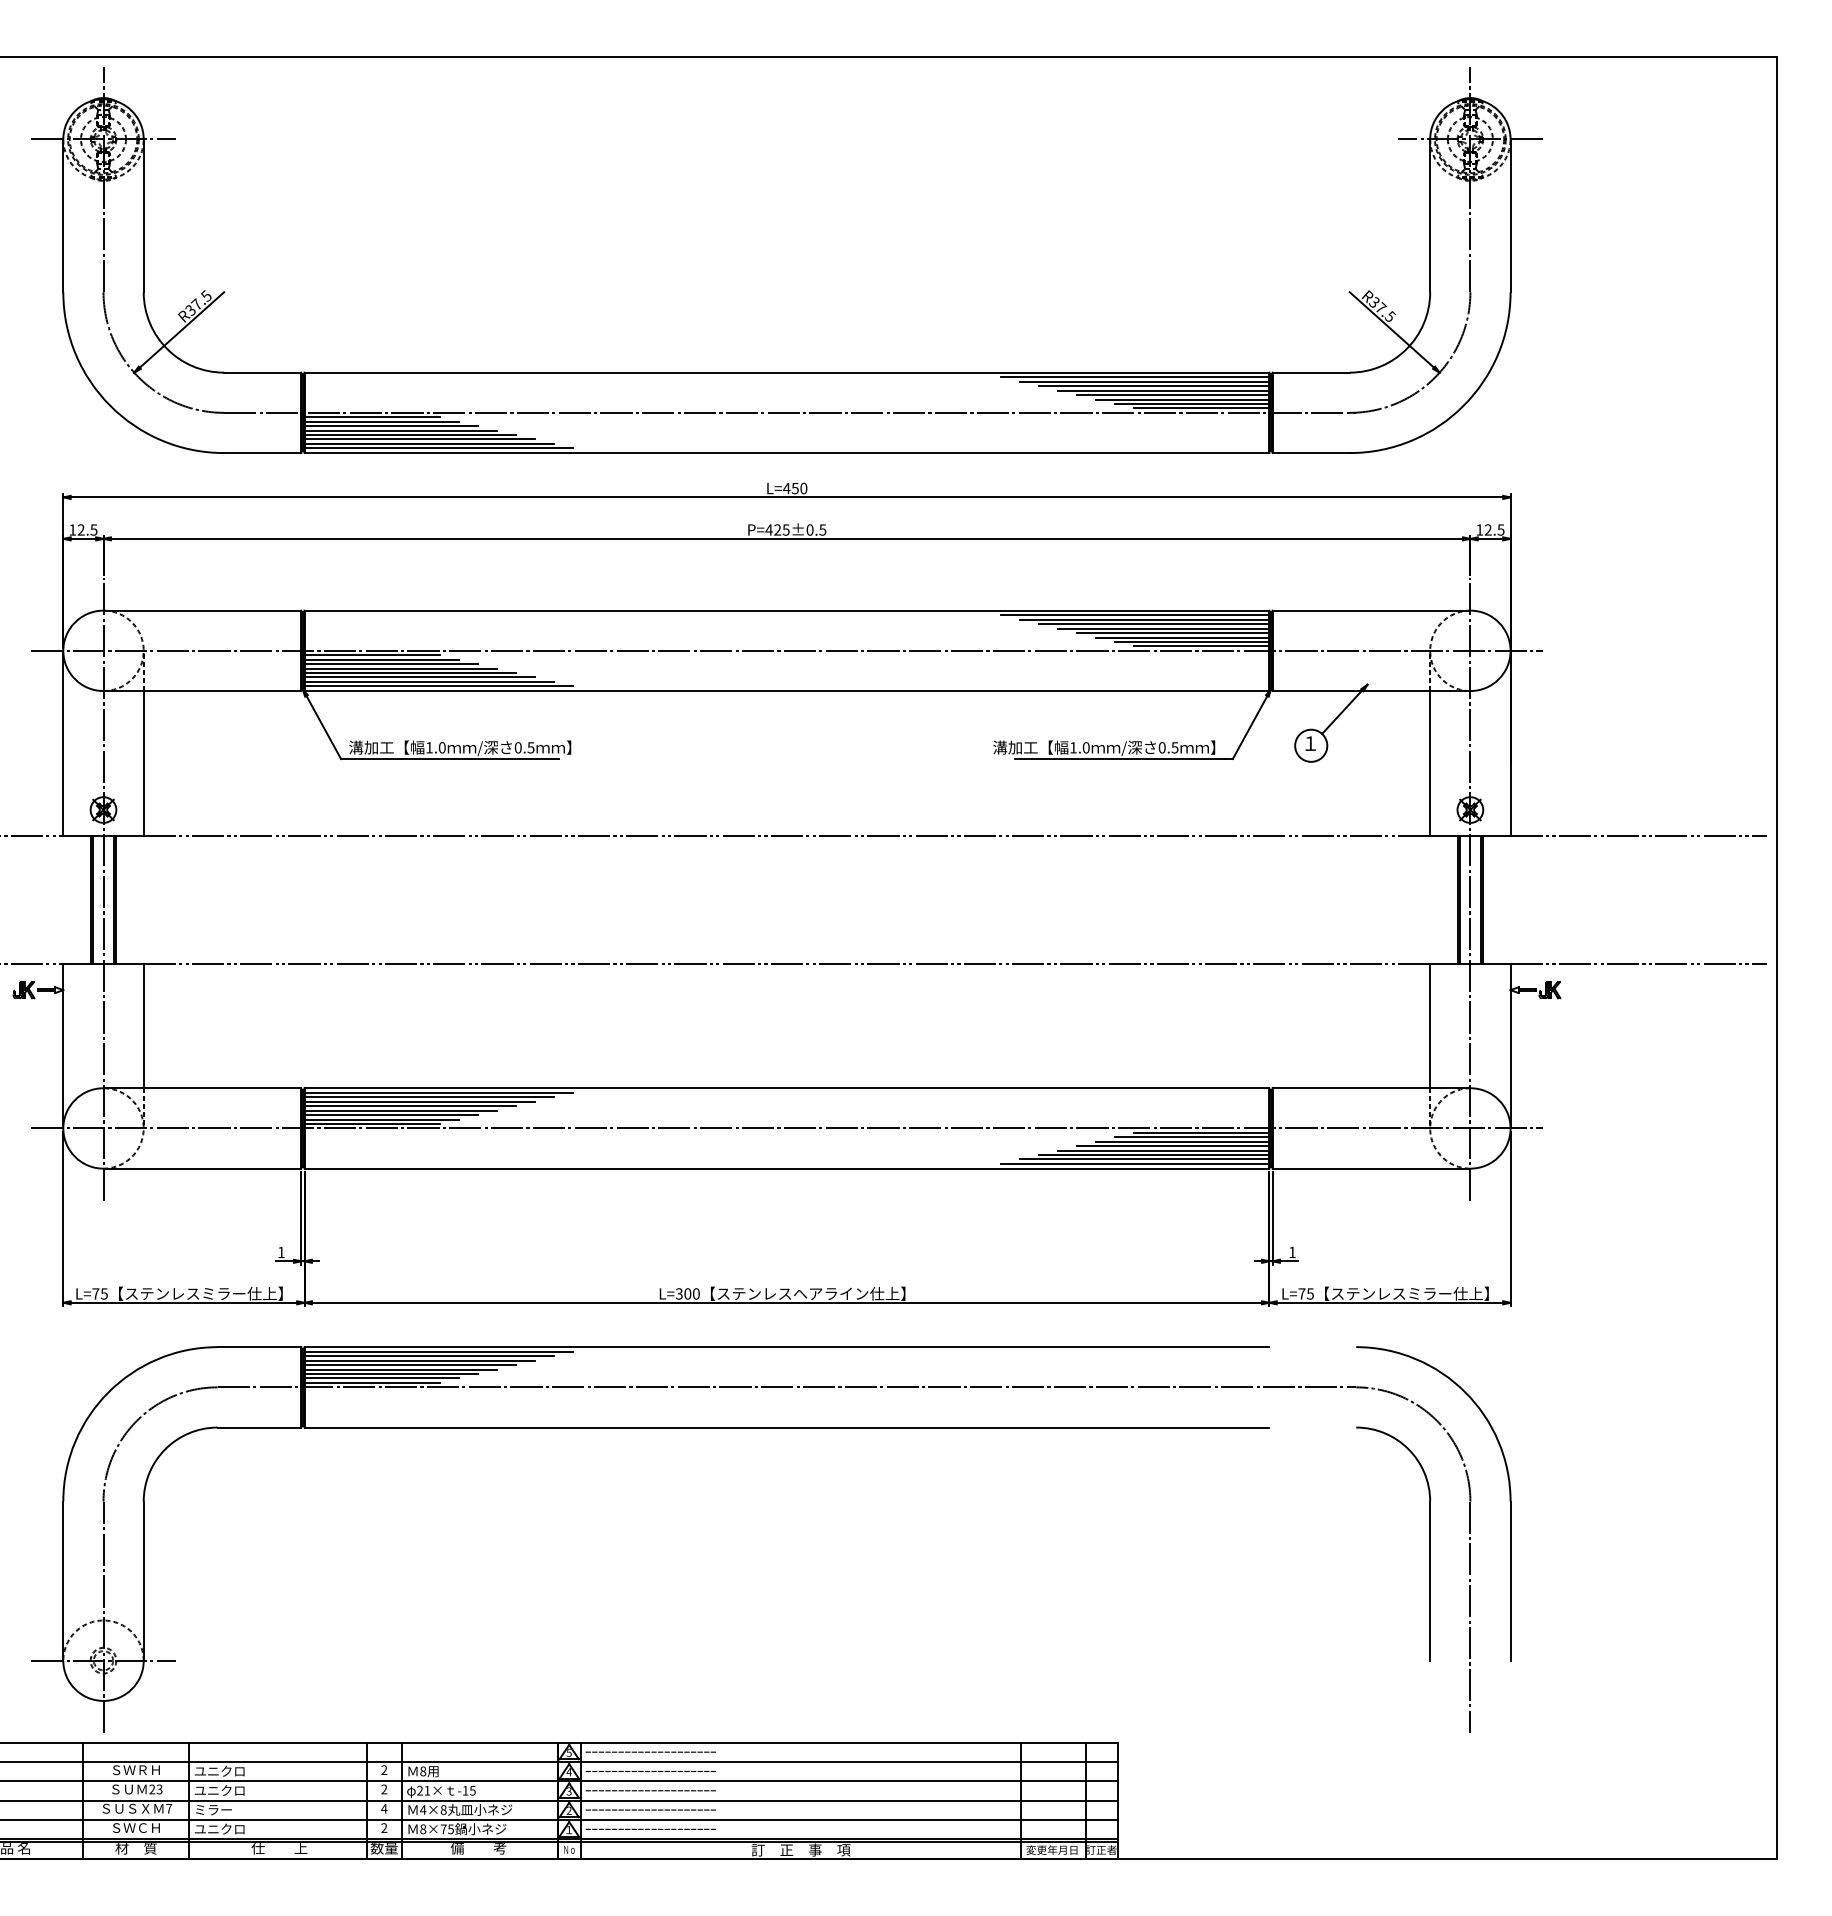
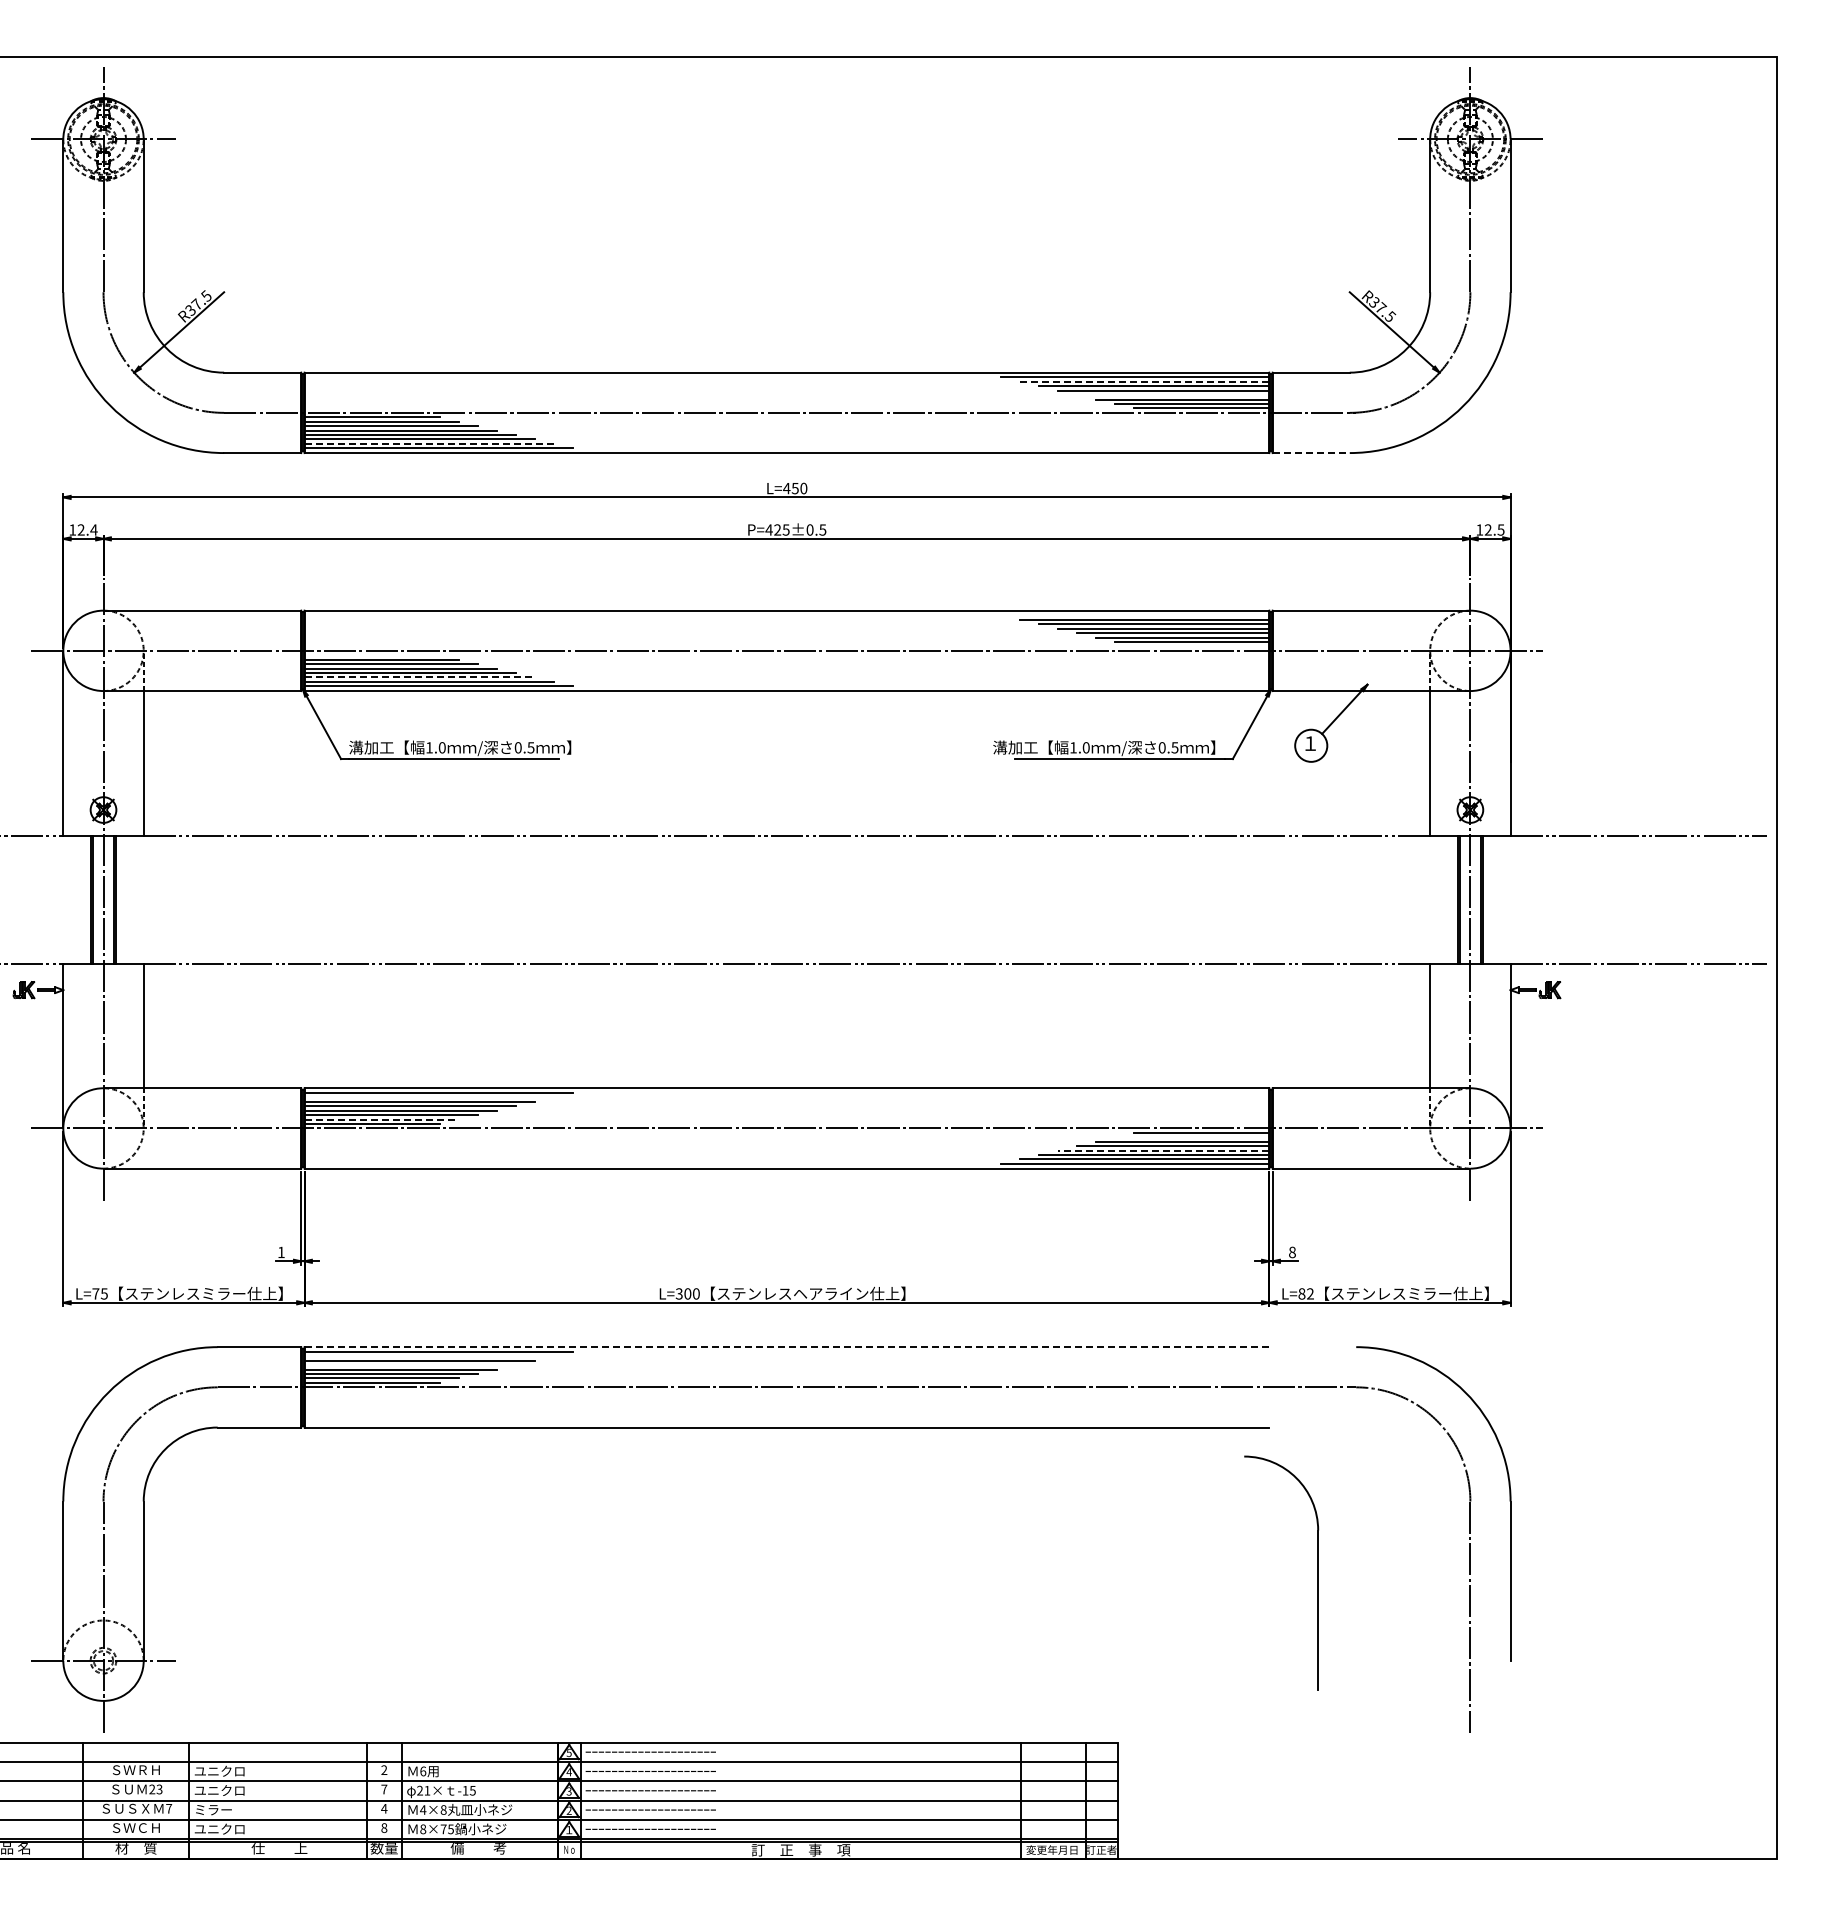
line: solid -> dashed (1144, 381)
line: present -> none (1172, 395)
line: solid -> dashed (429, 443)
line: solid -> dashed (1311, 453)
text: 12.5 -> 12.4 (93, 529)
line: present -> none (1134, 615)
line: present -> none (1201, 646)
line: present -> none (372, 655)
line: solid -> dashed (420, 677)
line: present -> none (429, 1097)
line: solid -> dashed (382, 1119)
line: present -> none (1191, 1137)
line: solid -> dashed (1163, 1150)
text: 1 -> 8 (1292, 1252)
text: L=75 -> L=82 (1305, 1293)
line: solid -> dashed (787, 1347)
line: present -> none (429, 1356)
line: present -> none (410, 1365)
part position: (1429, 1543) -> (1317, 1572) (1317, 1572)
text: 8 -> 6 (423, 1771)
text: 2 -> 7 (384, 1789)
text: 2 -> 8 (384, 1827)
